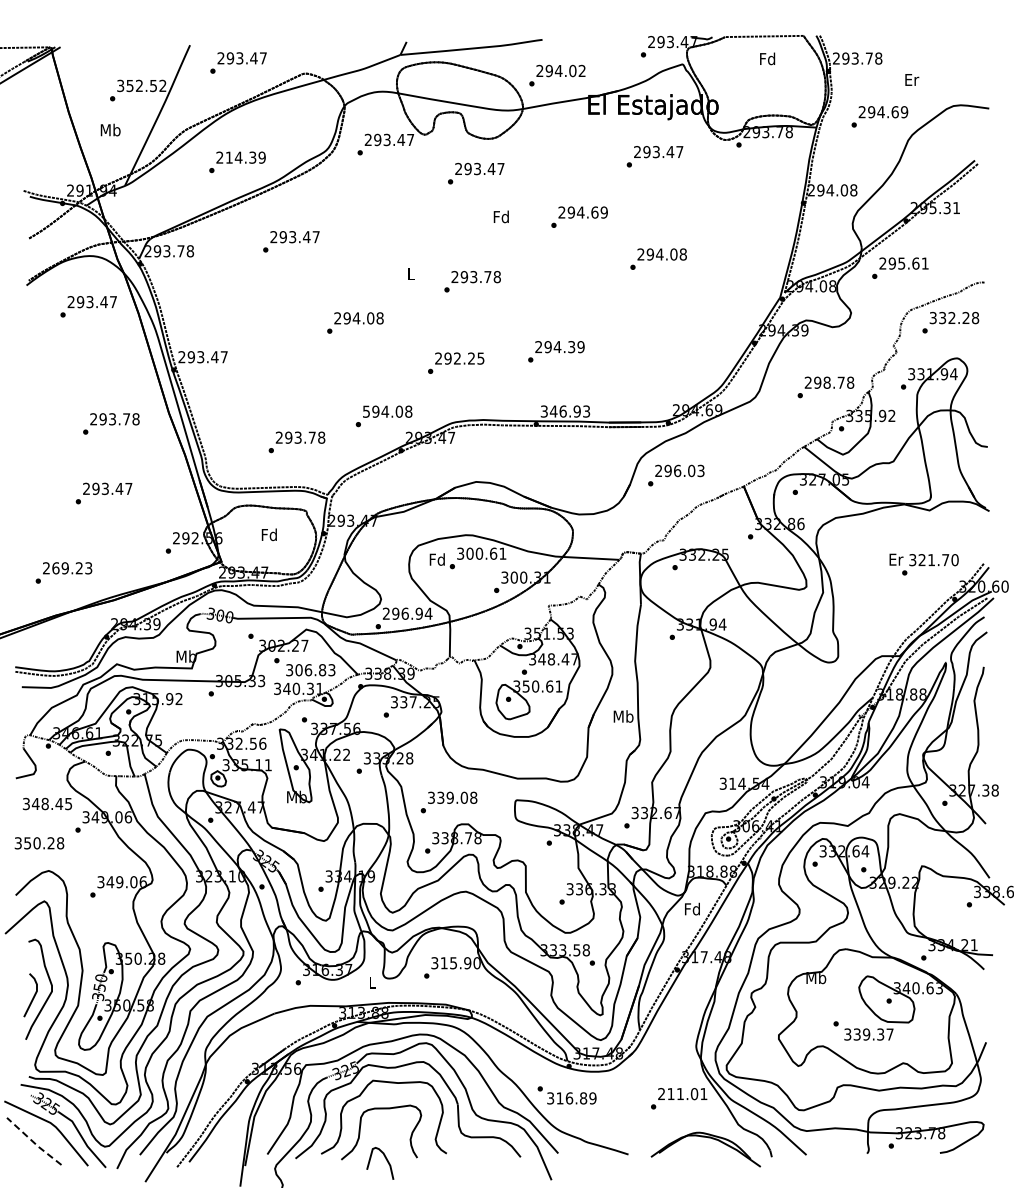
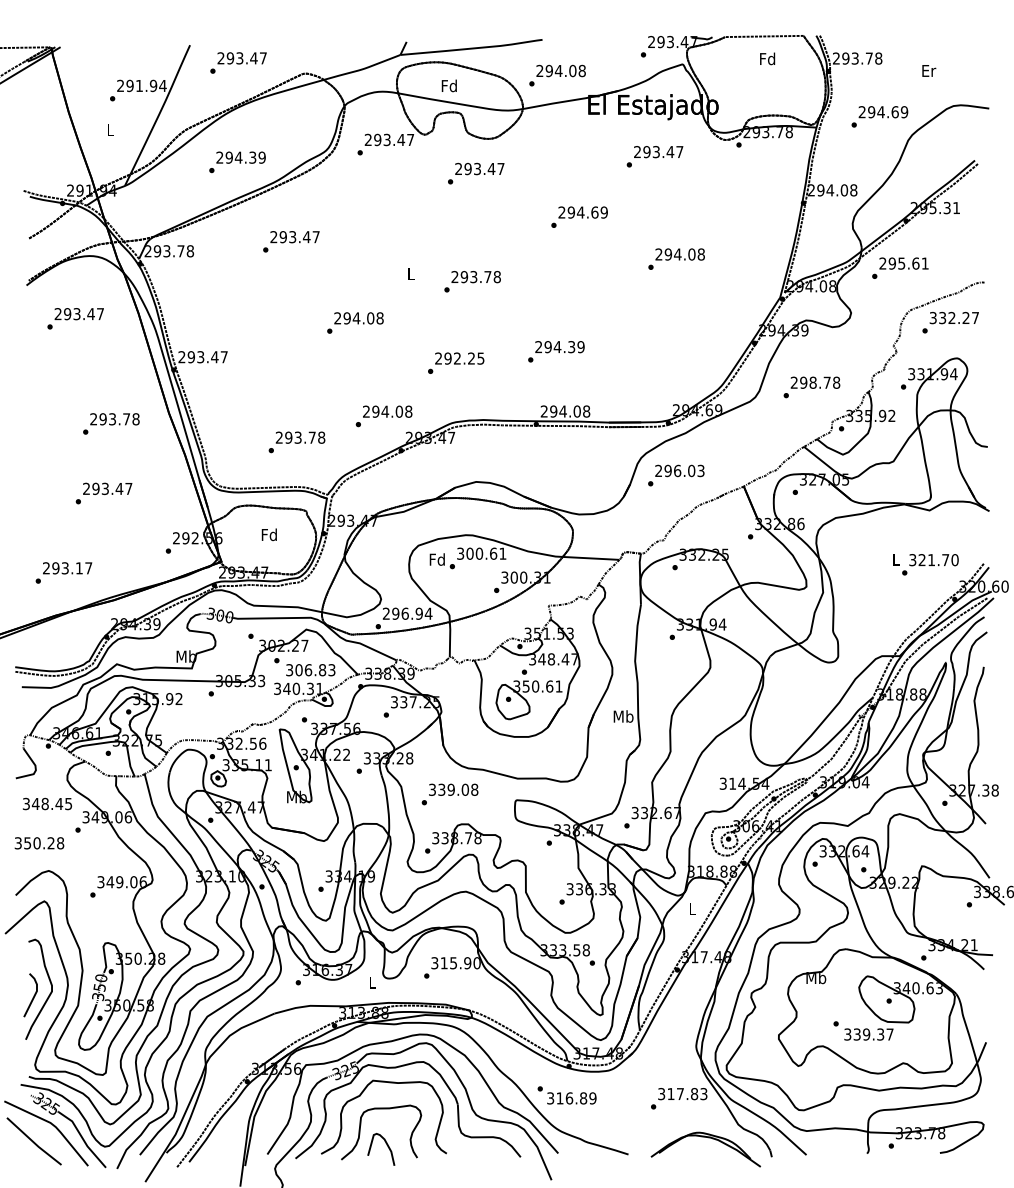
text: 294.02 -> 294.08 (581, 71)
text position: (912, 79) -> (929, 70) (929, 70)
text: 352.52 -> 291.94 (141, 85)
text: Mb -> L (110, 129)
text: 214.39 -> 294.39 (228, 157)
text position: (500, 216) -> (448, 85) (448, 85)
text position: (658, 258) -> (676, 258) (676, 258)
text position: (88, 306) -> (75, 318) (75, 318)
text: 332.28 -> 332.27 (975, 317)
text position: (825, 387) -> (811, 387) (811, 387)
text: 594.08 -> 294.08 (366, 411)
text: 346.93 -> 294.08 (565, 411)
text: Er -> L (896, 559)
text: 269.23 -> 293.17 (72, 568)
text position: (448, 802) -> (449, 794) (449, 794)
text: Fd -> L (692, 908)
text: 211.01 -> 317.83 (682, 1094)
line: dashed -> solid (33, 1142)
curve position: (386, 1161) -> (387, 1147) (387, 1147)
